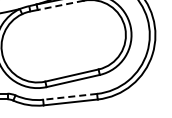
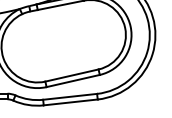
line: dashed -> solid (60, 5)
line: dashed -> solid (69, 96)
